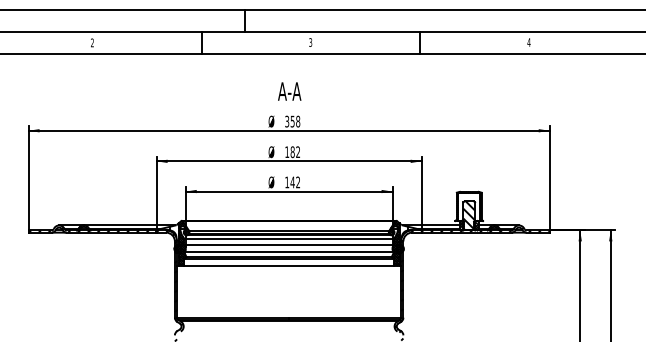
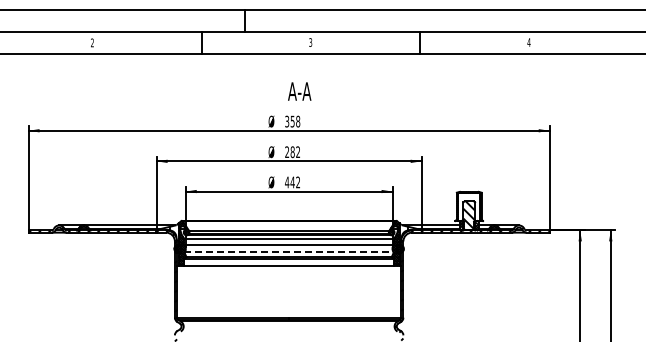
text position: (289, 91) -> (299, 91) (299, 91)
text: 182 -> 282 (286, 151)
text: 142 -> 442 (287, 182)
line: solid -> dashed (289, 252)
